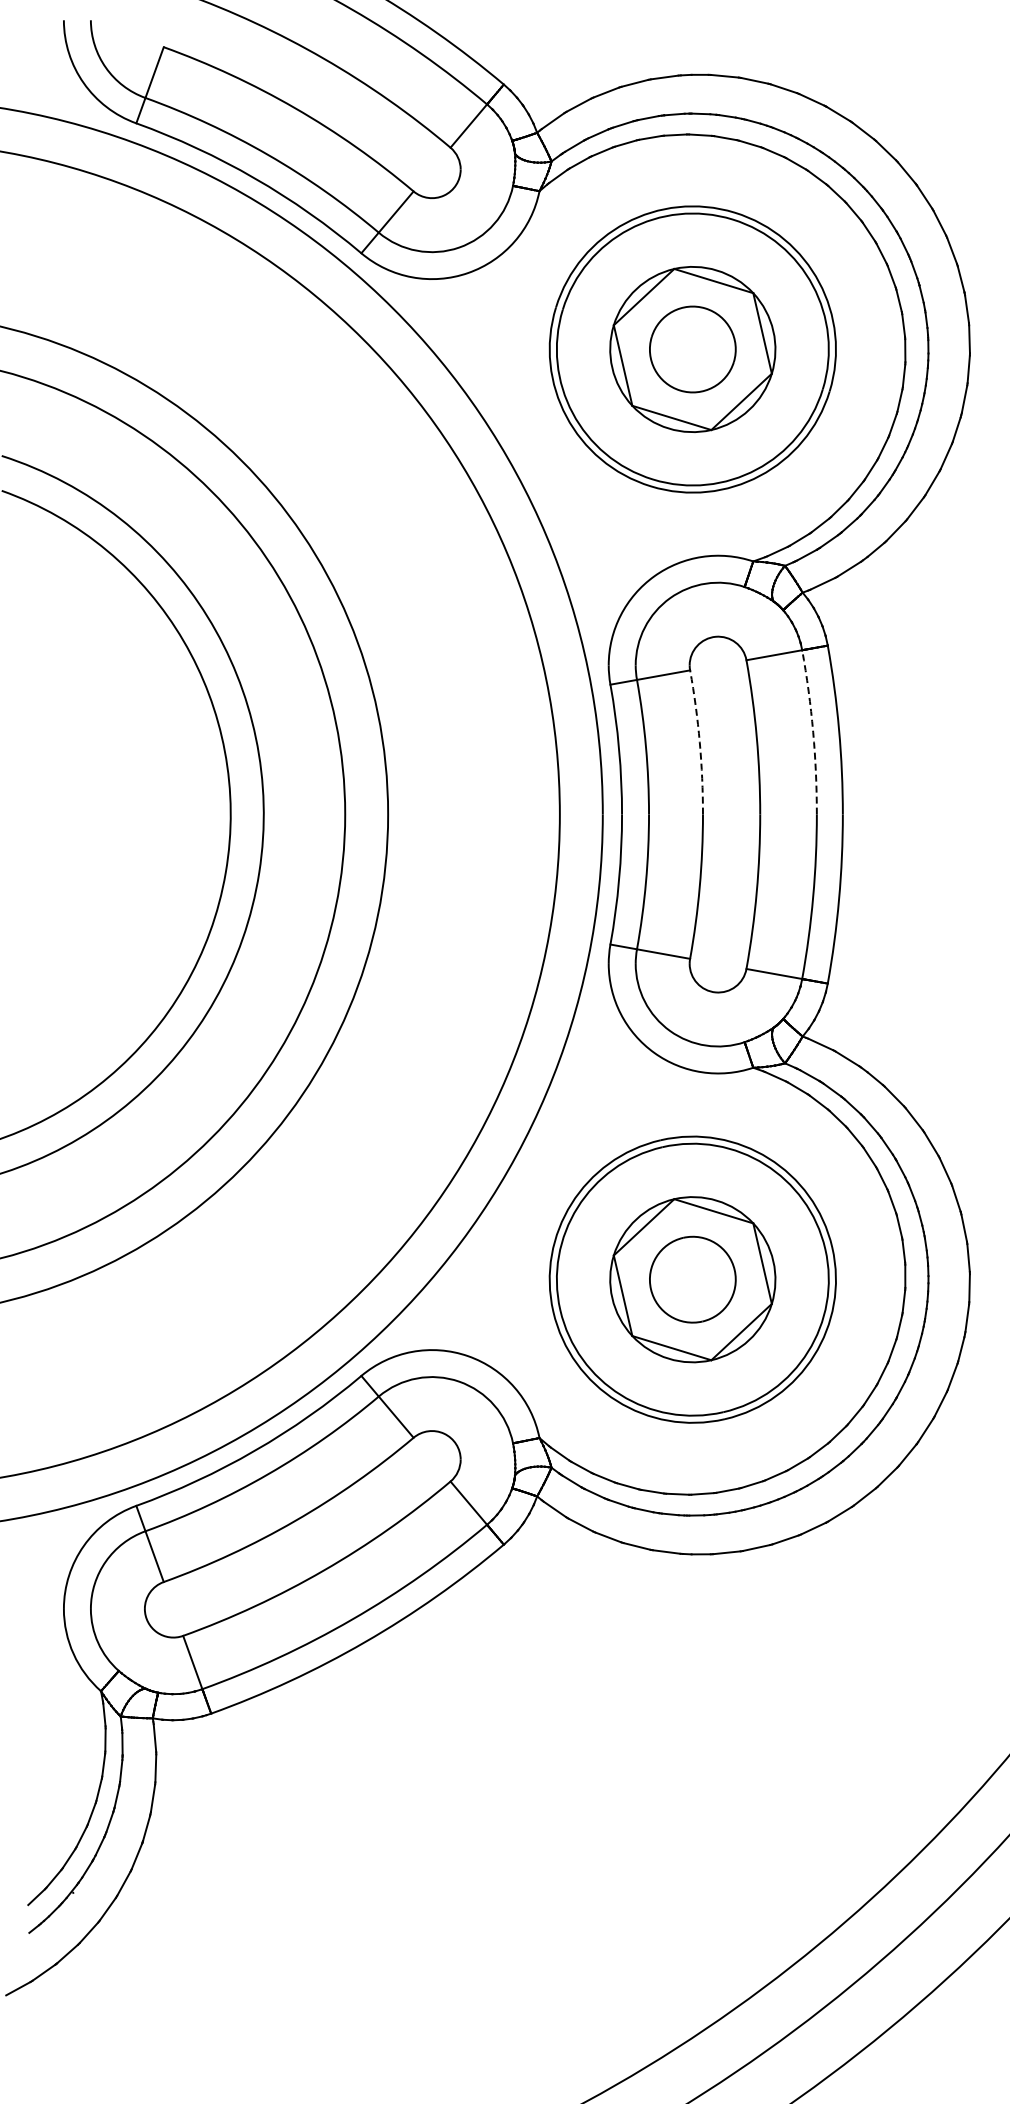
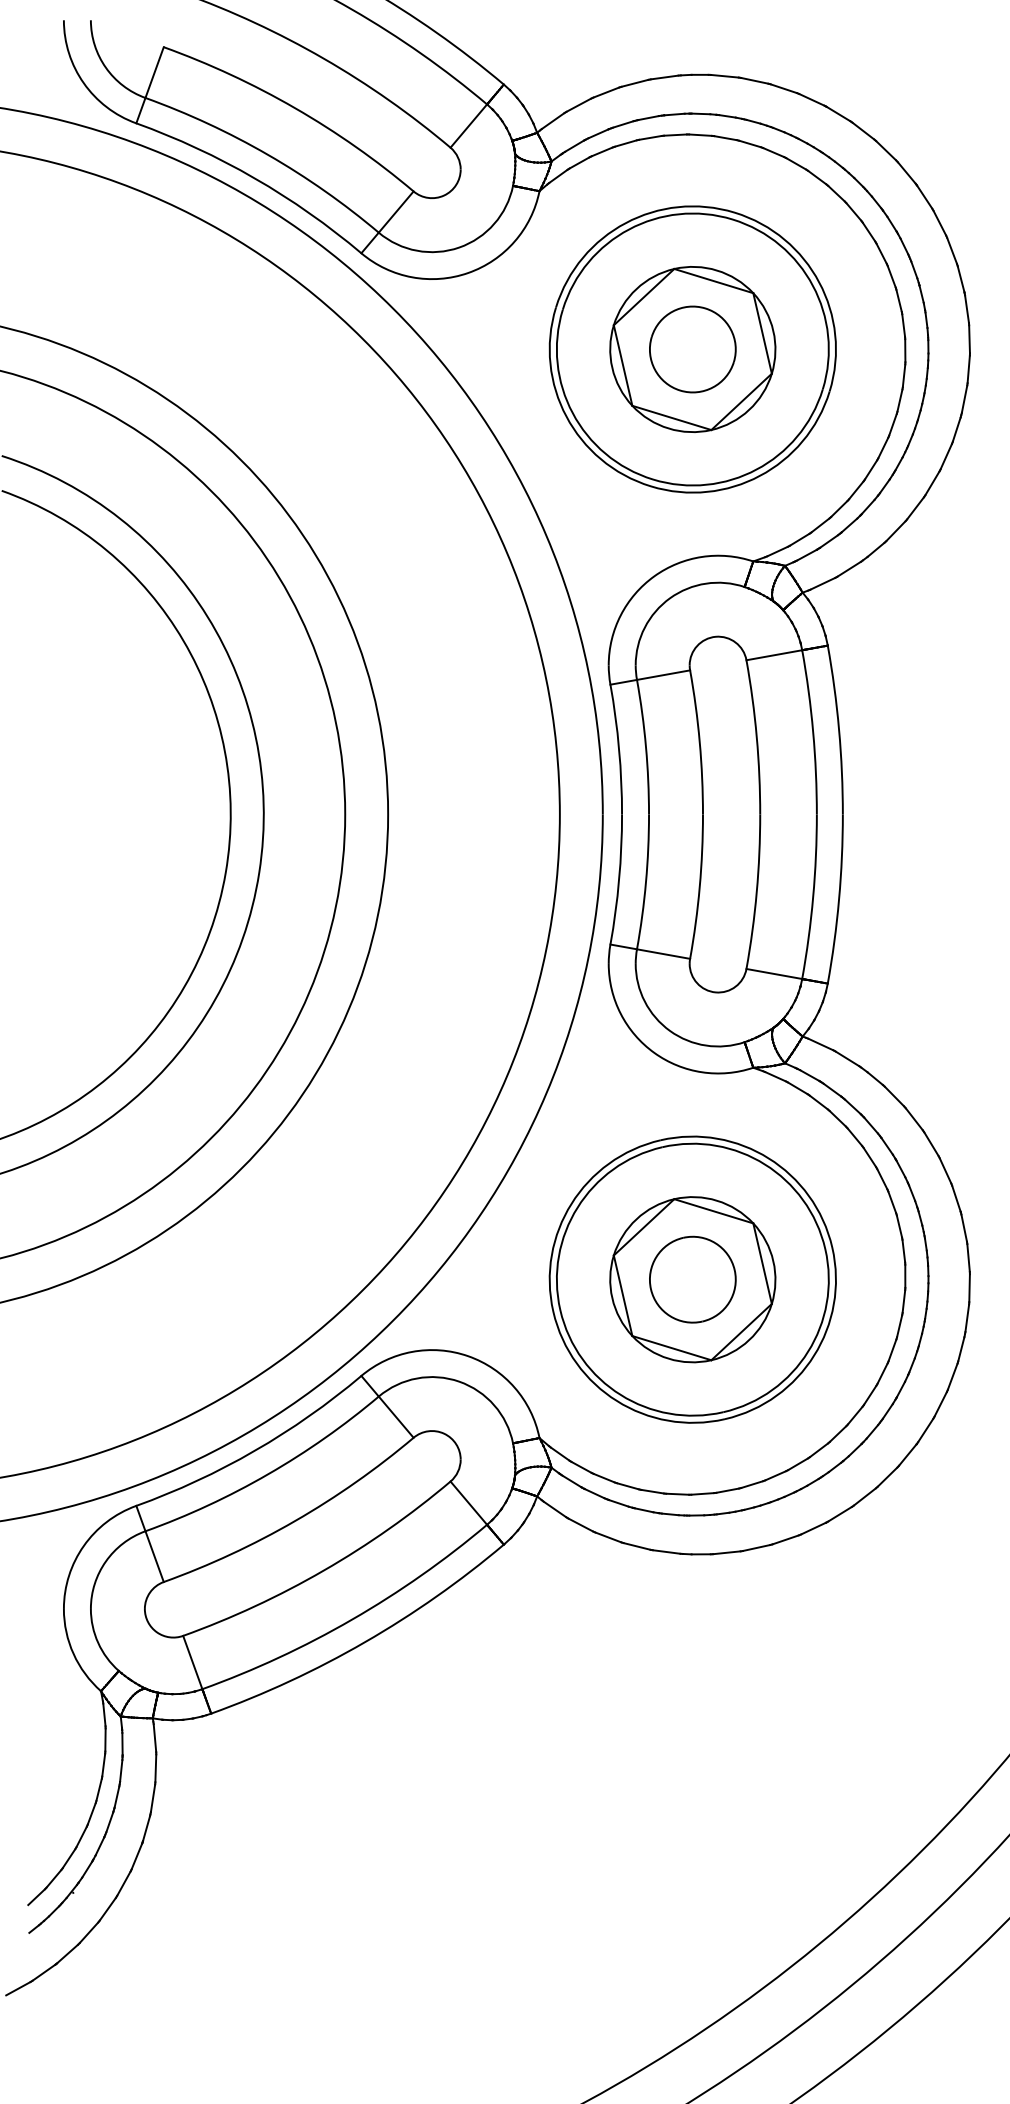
arc: dashed -> solid (813, 732)
arc: dashed -> solid (699, 742)
